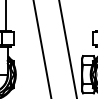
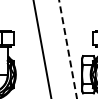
line: present -> none (6, 16)
line: solid -> dashed (68, 49)
